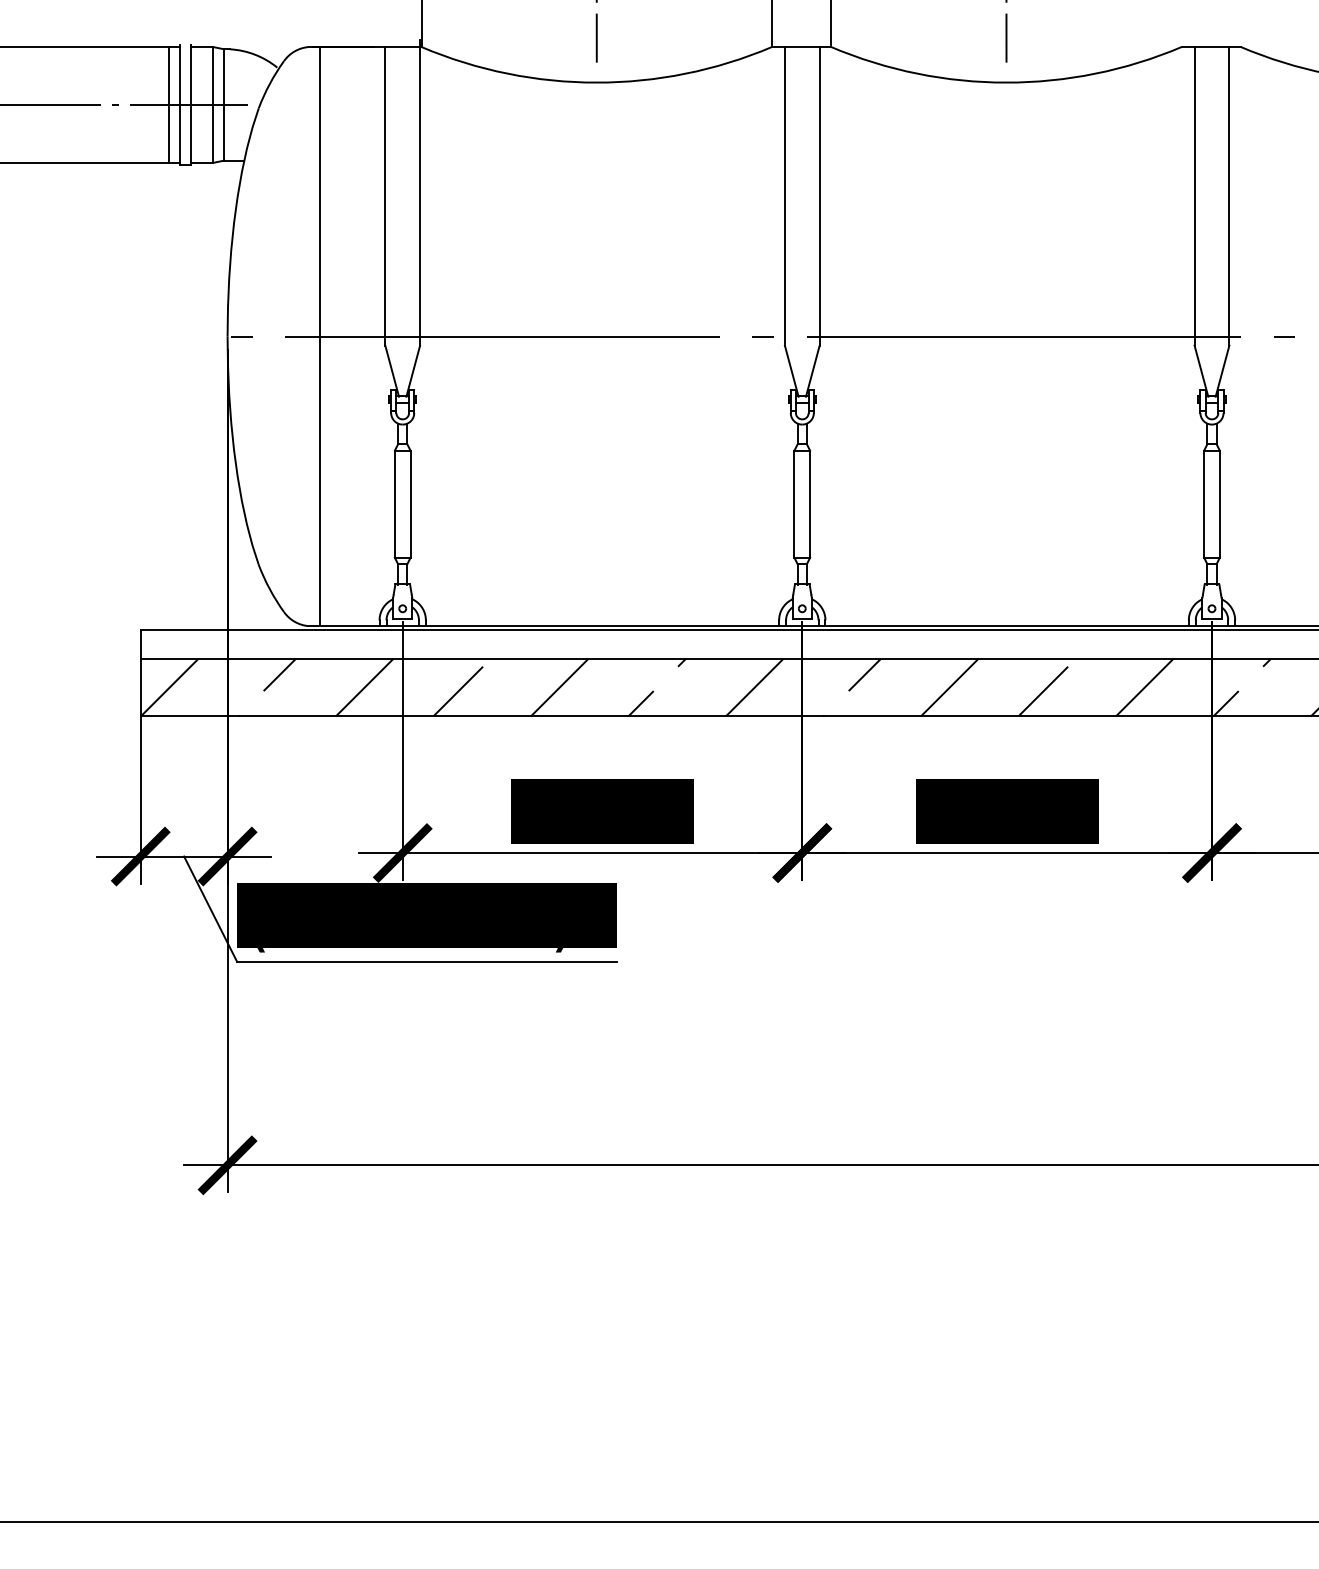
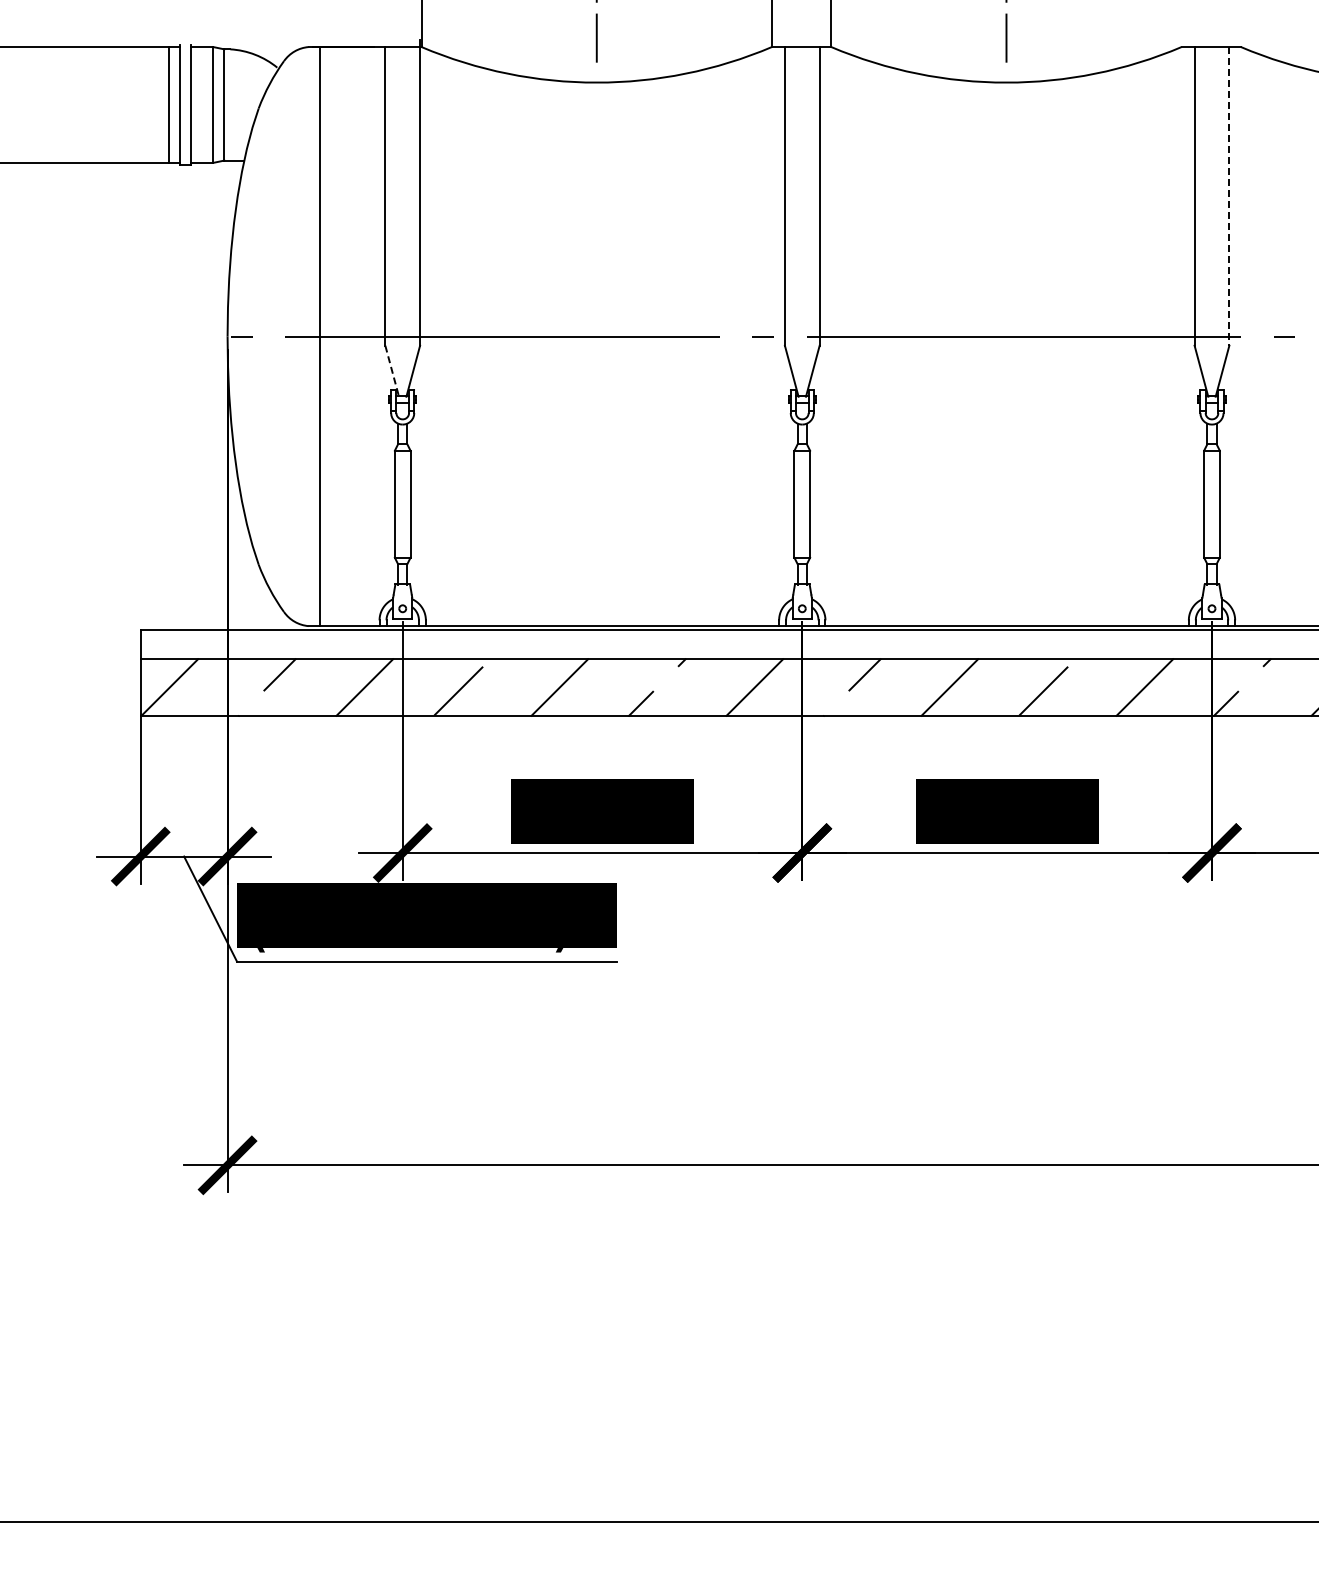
line: present -> none (124, 104)
line: solid -> dashed (1229, 196)
line: solid -> dashed (392, 371)
